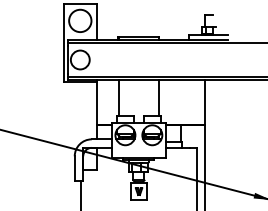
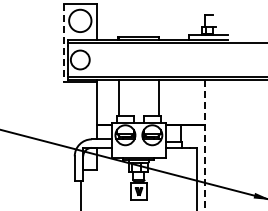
line: solid -> dashed (63, 43)
line: solid -> dashed (204, 145)
